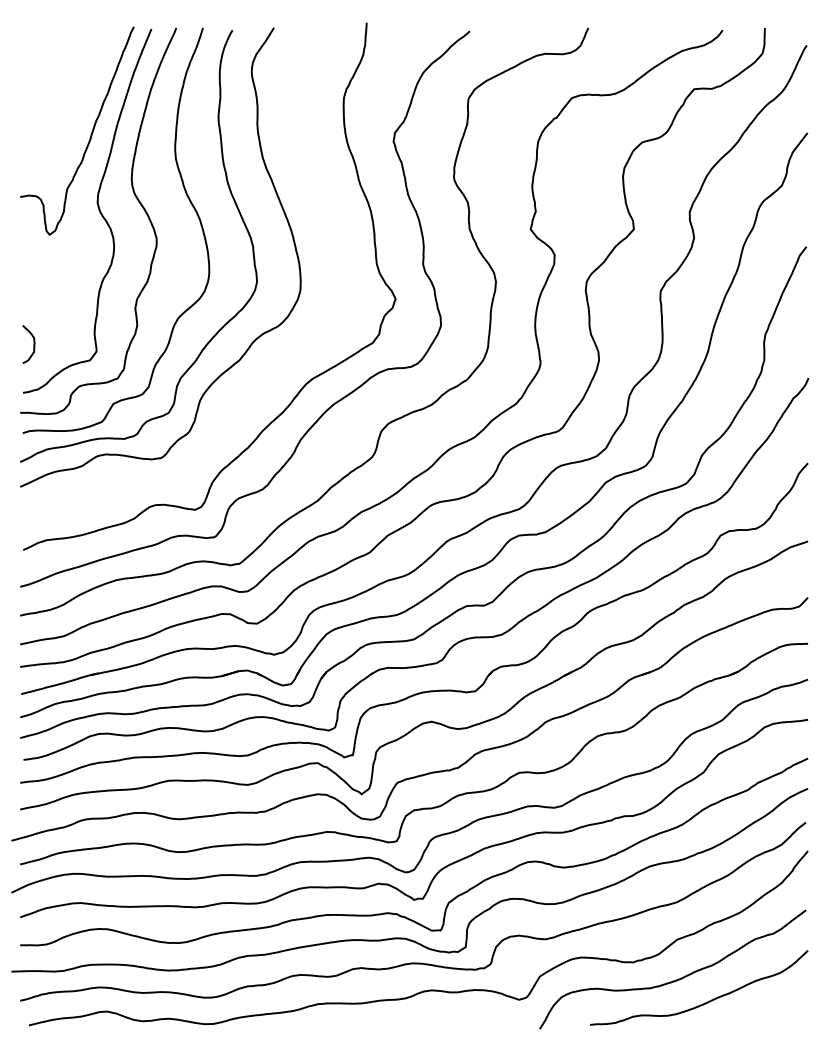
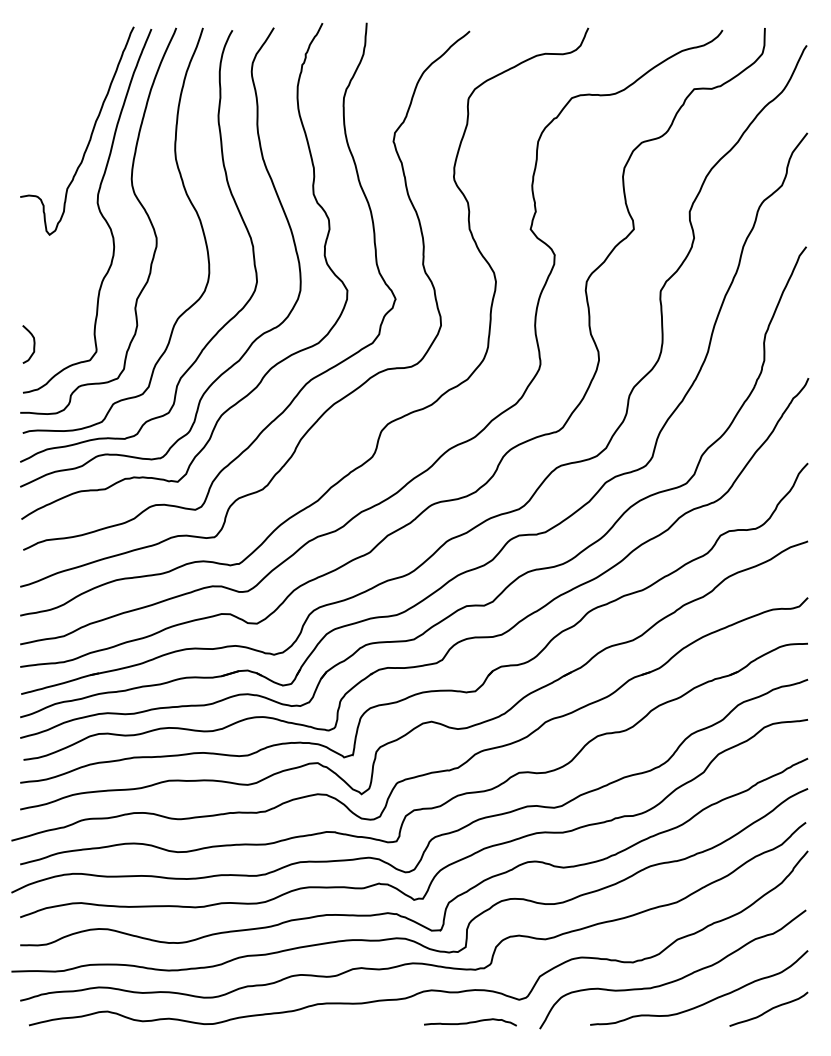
curve: none -> present (270, 367)
curve: none -> present (768, 1009)
curve: none -> present (470, 1022)
